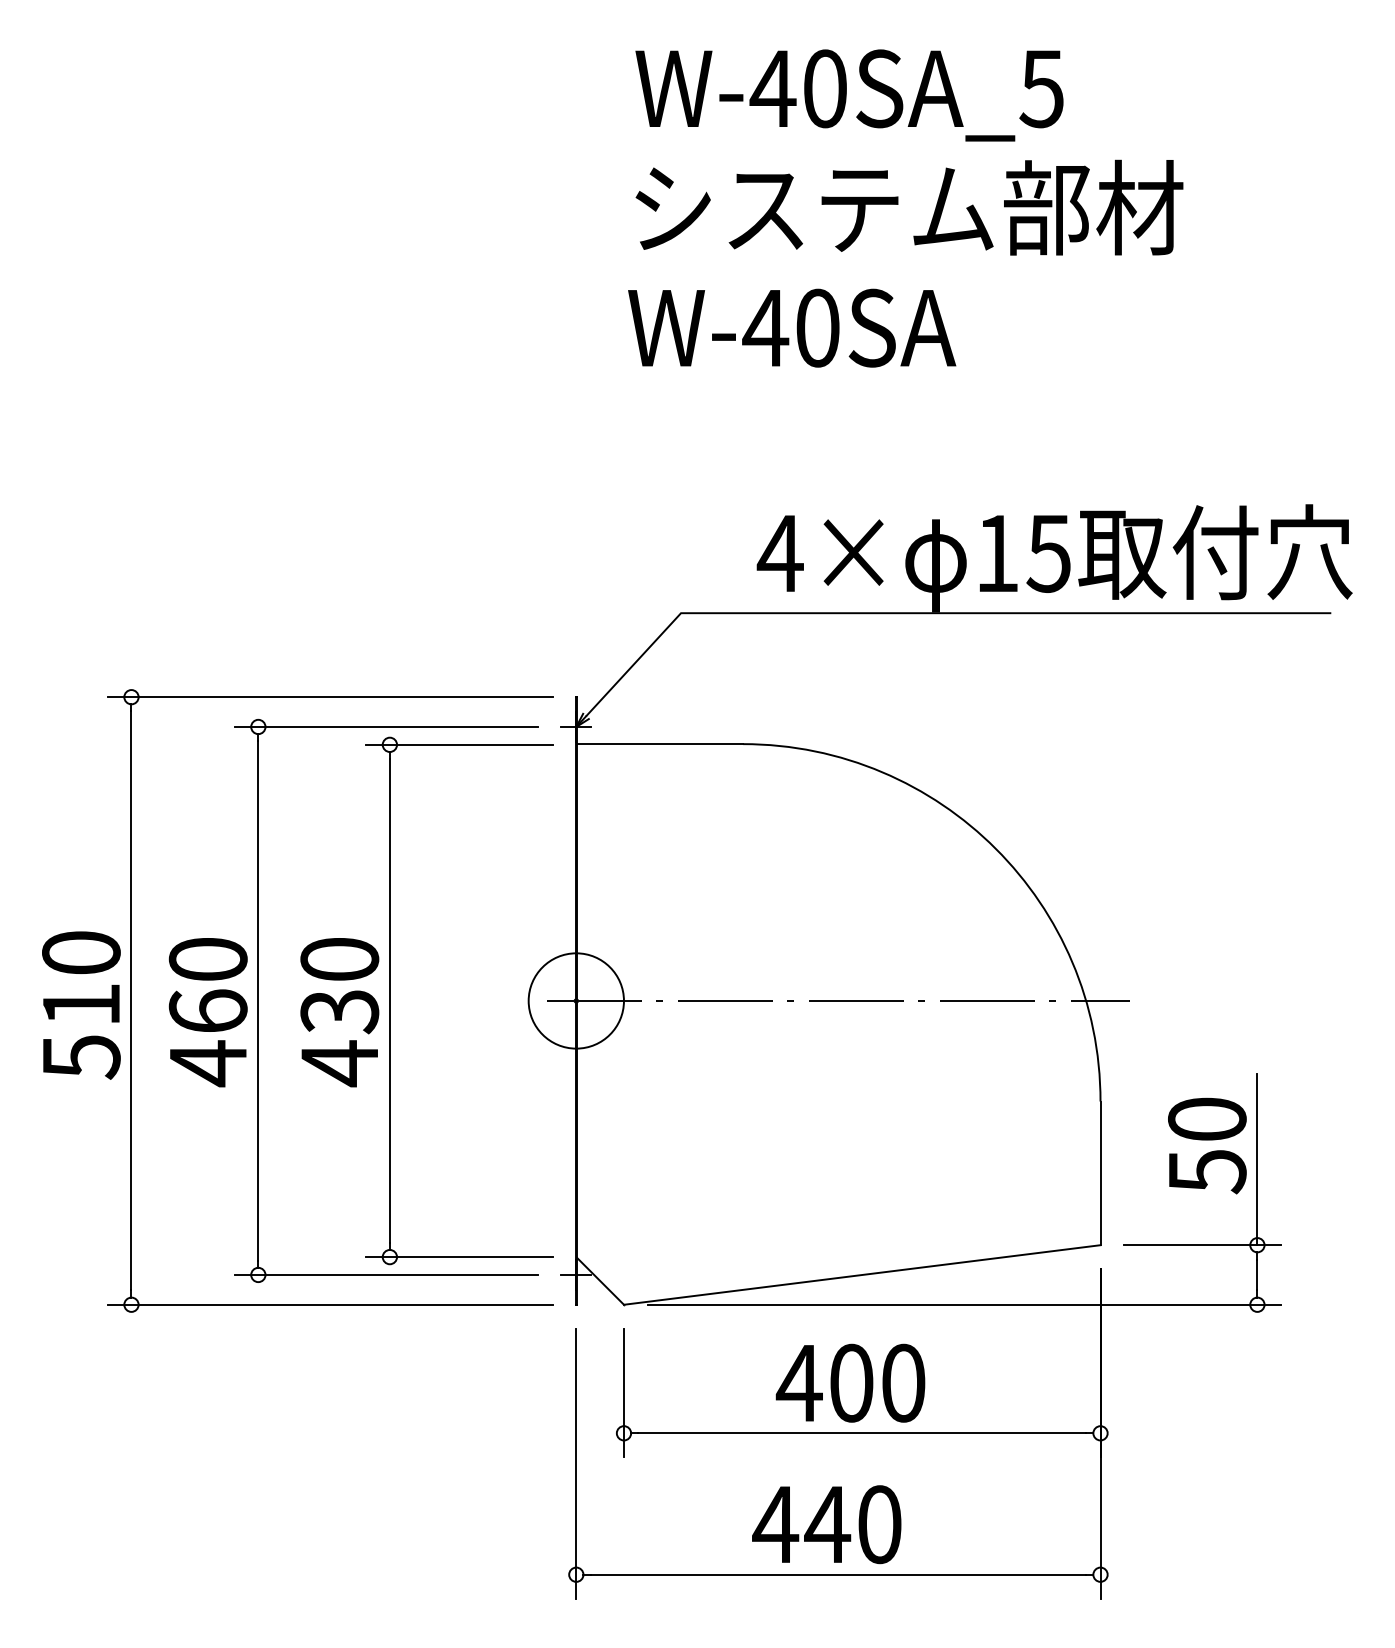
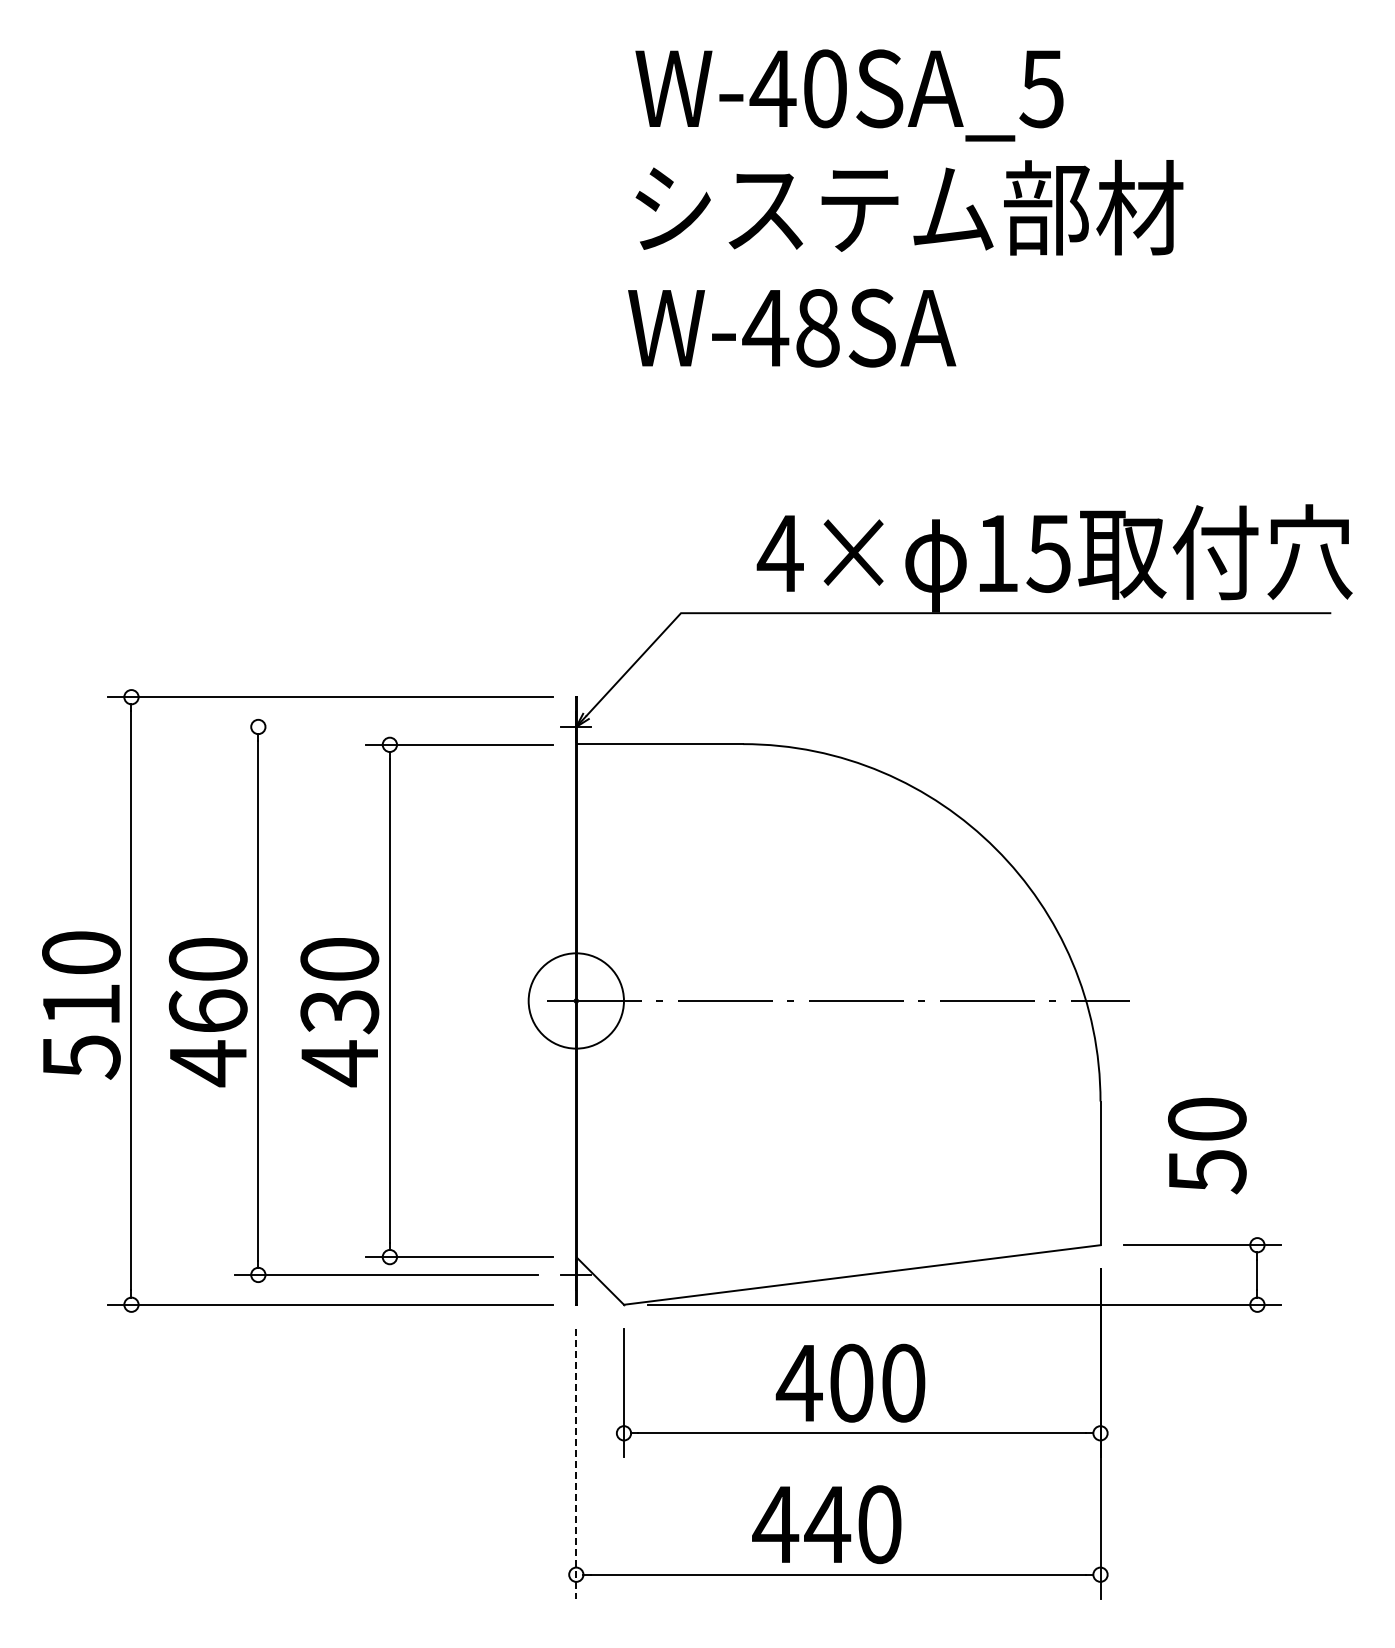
text: W-40SA -> W-48SA (817, 327)
line: present -> none (385, 726)
line: present -> none (1257, 1159)
line: solid -> dashed (576, 1463)
